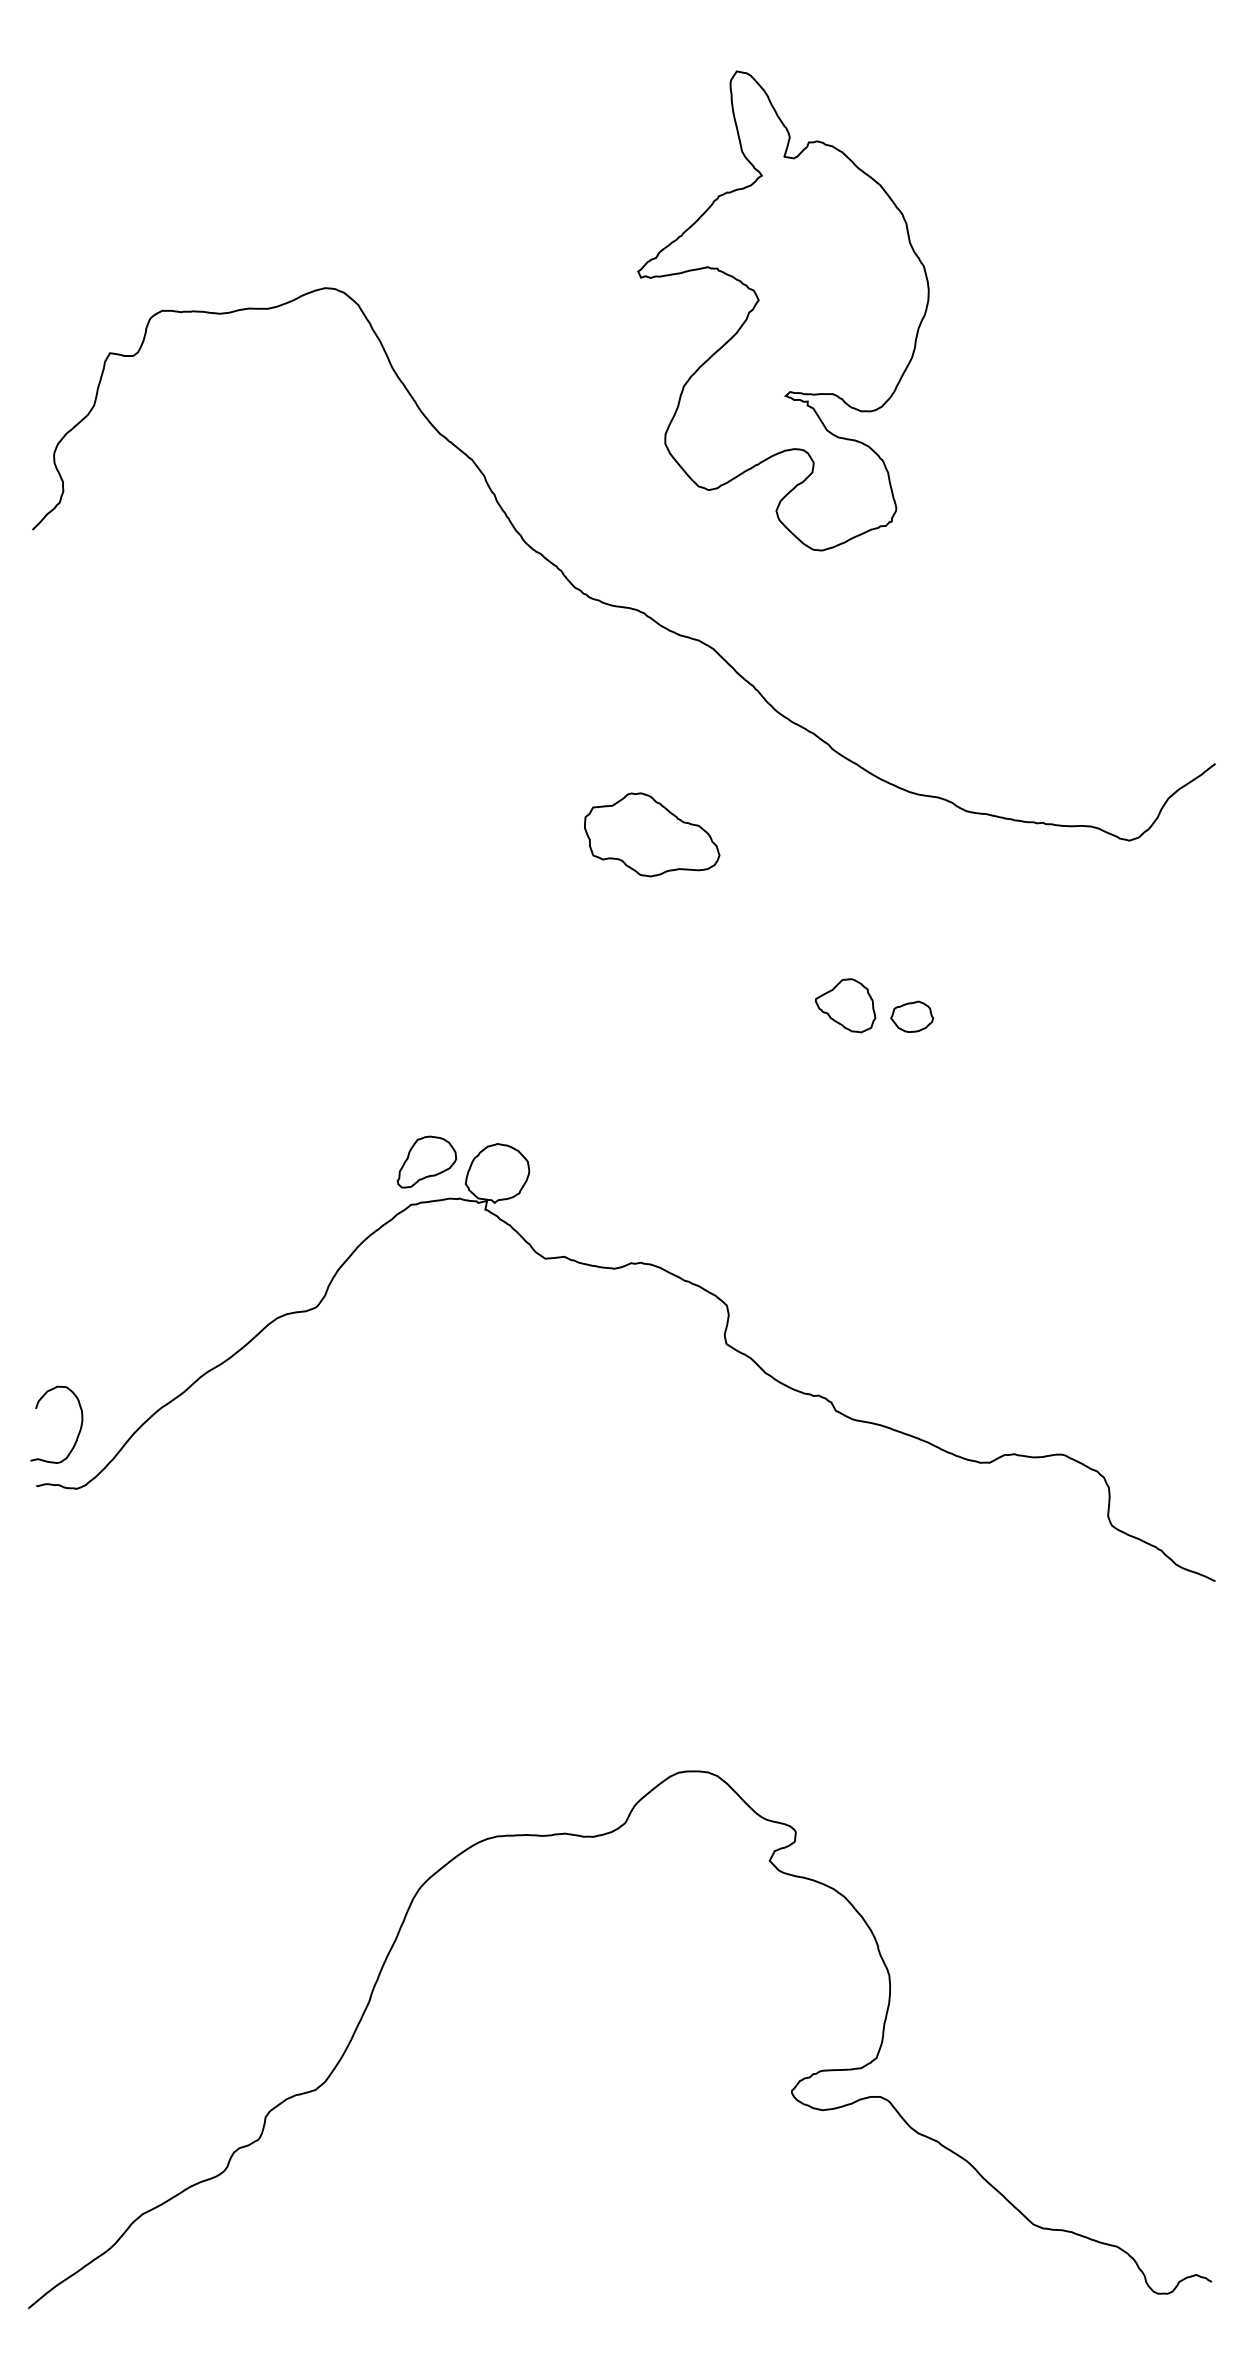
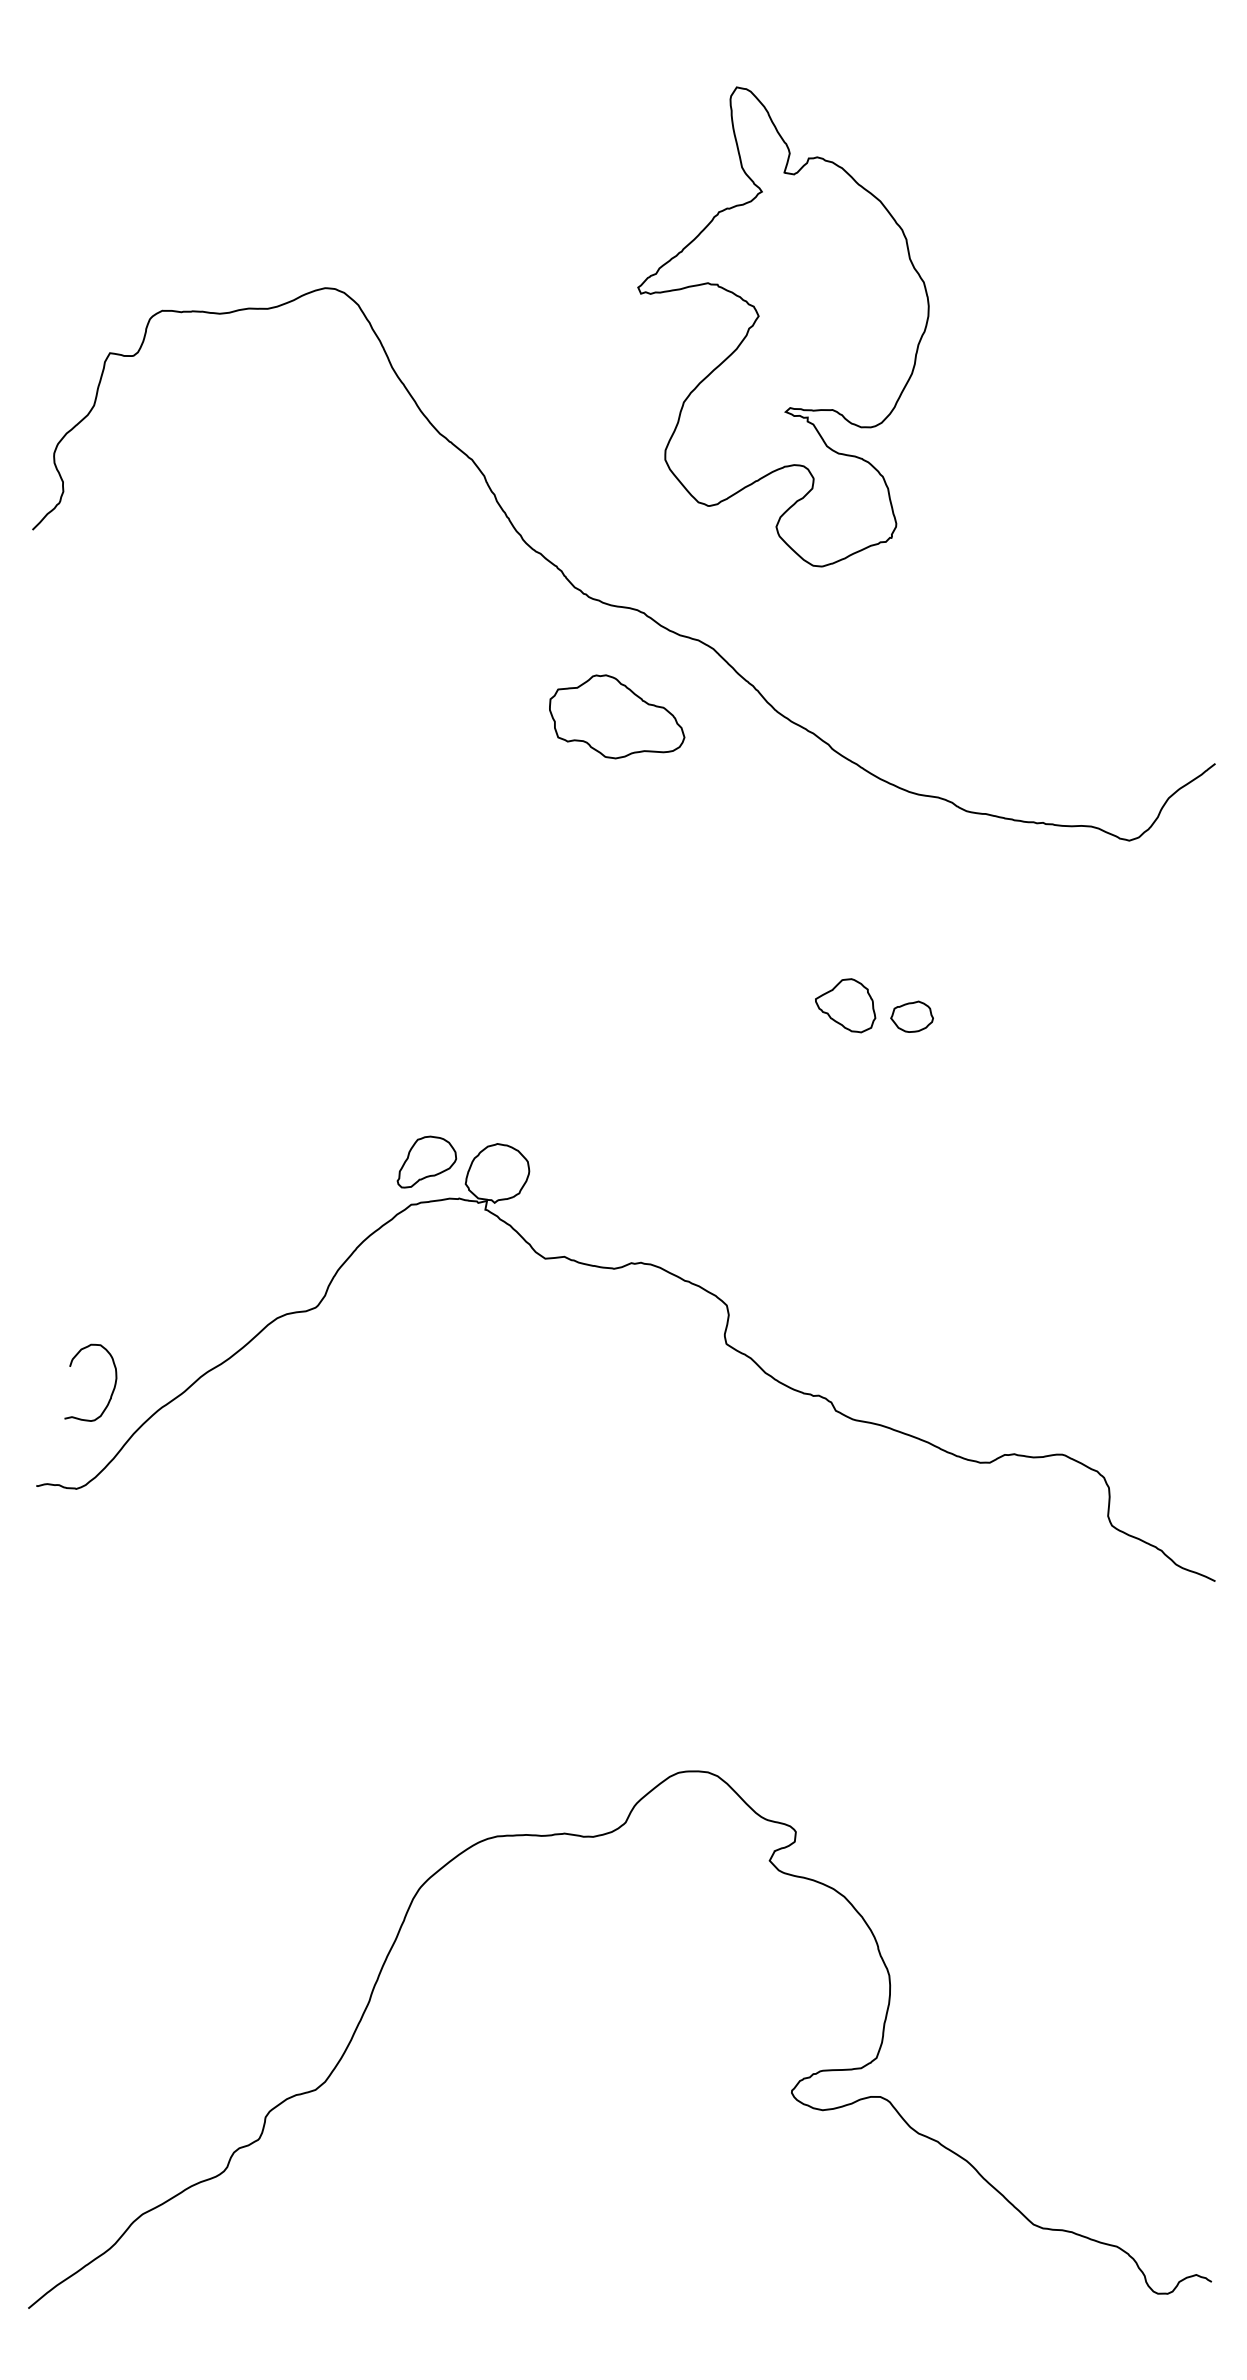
part position: (783, 310) -> (783, 326) (783, 326)
part position: (652, 834) -> (617, 716) (617, 716)
curve position: (77, 1434) -> (111, 1392) (111, 1392)
